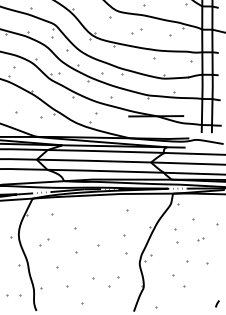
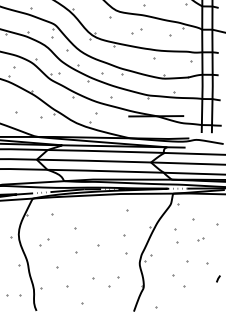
line position: (217, 303) -> (218, 278) (218, 278)
